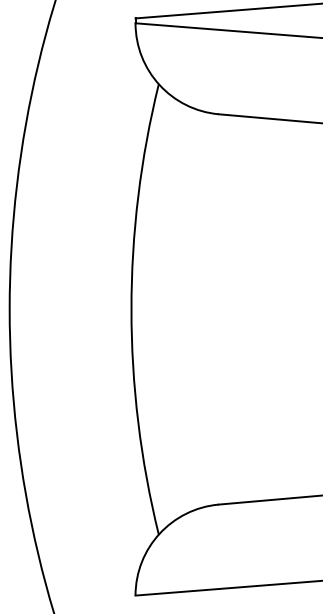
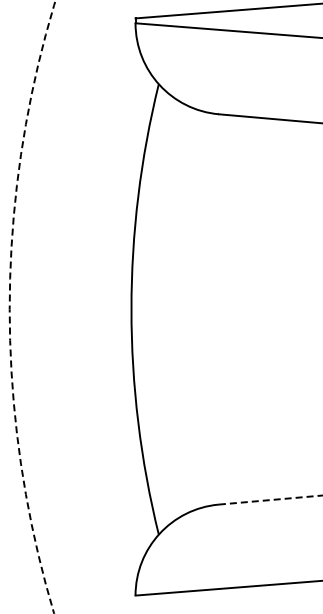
arc: solid -> dashed (9, 307)
line: solid -> dashed (270, 500)
